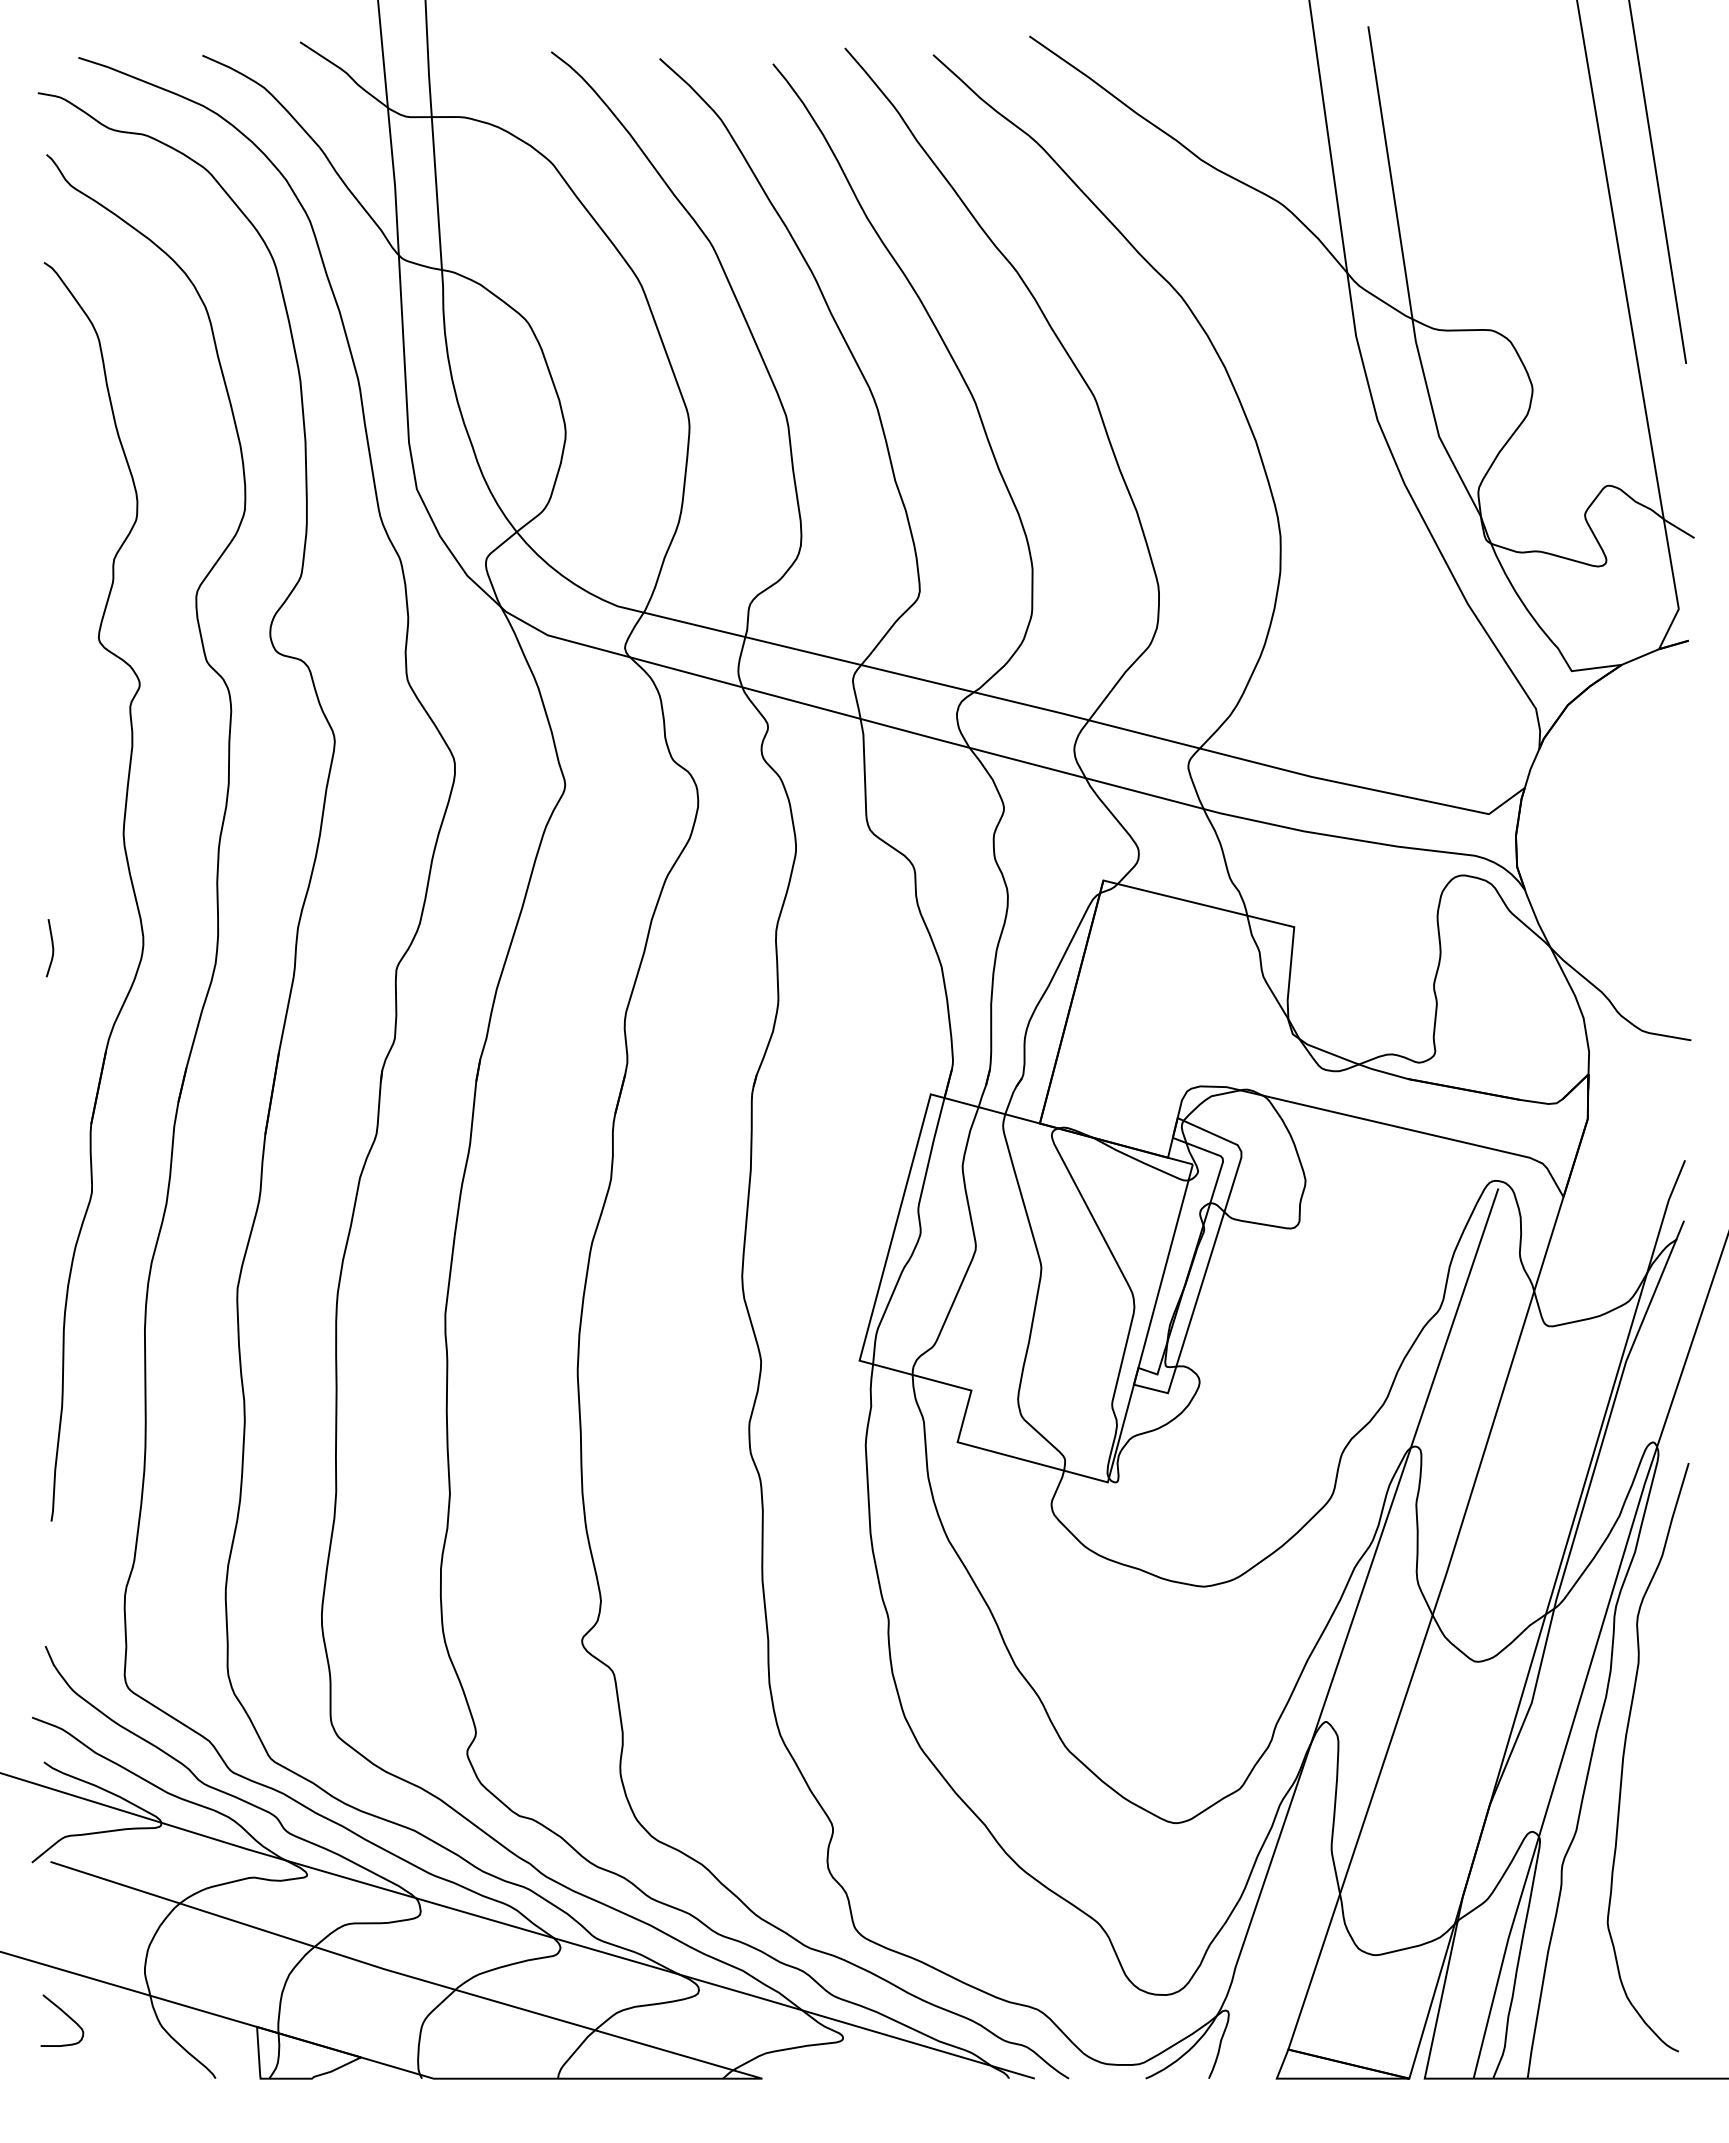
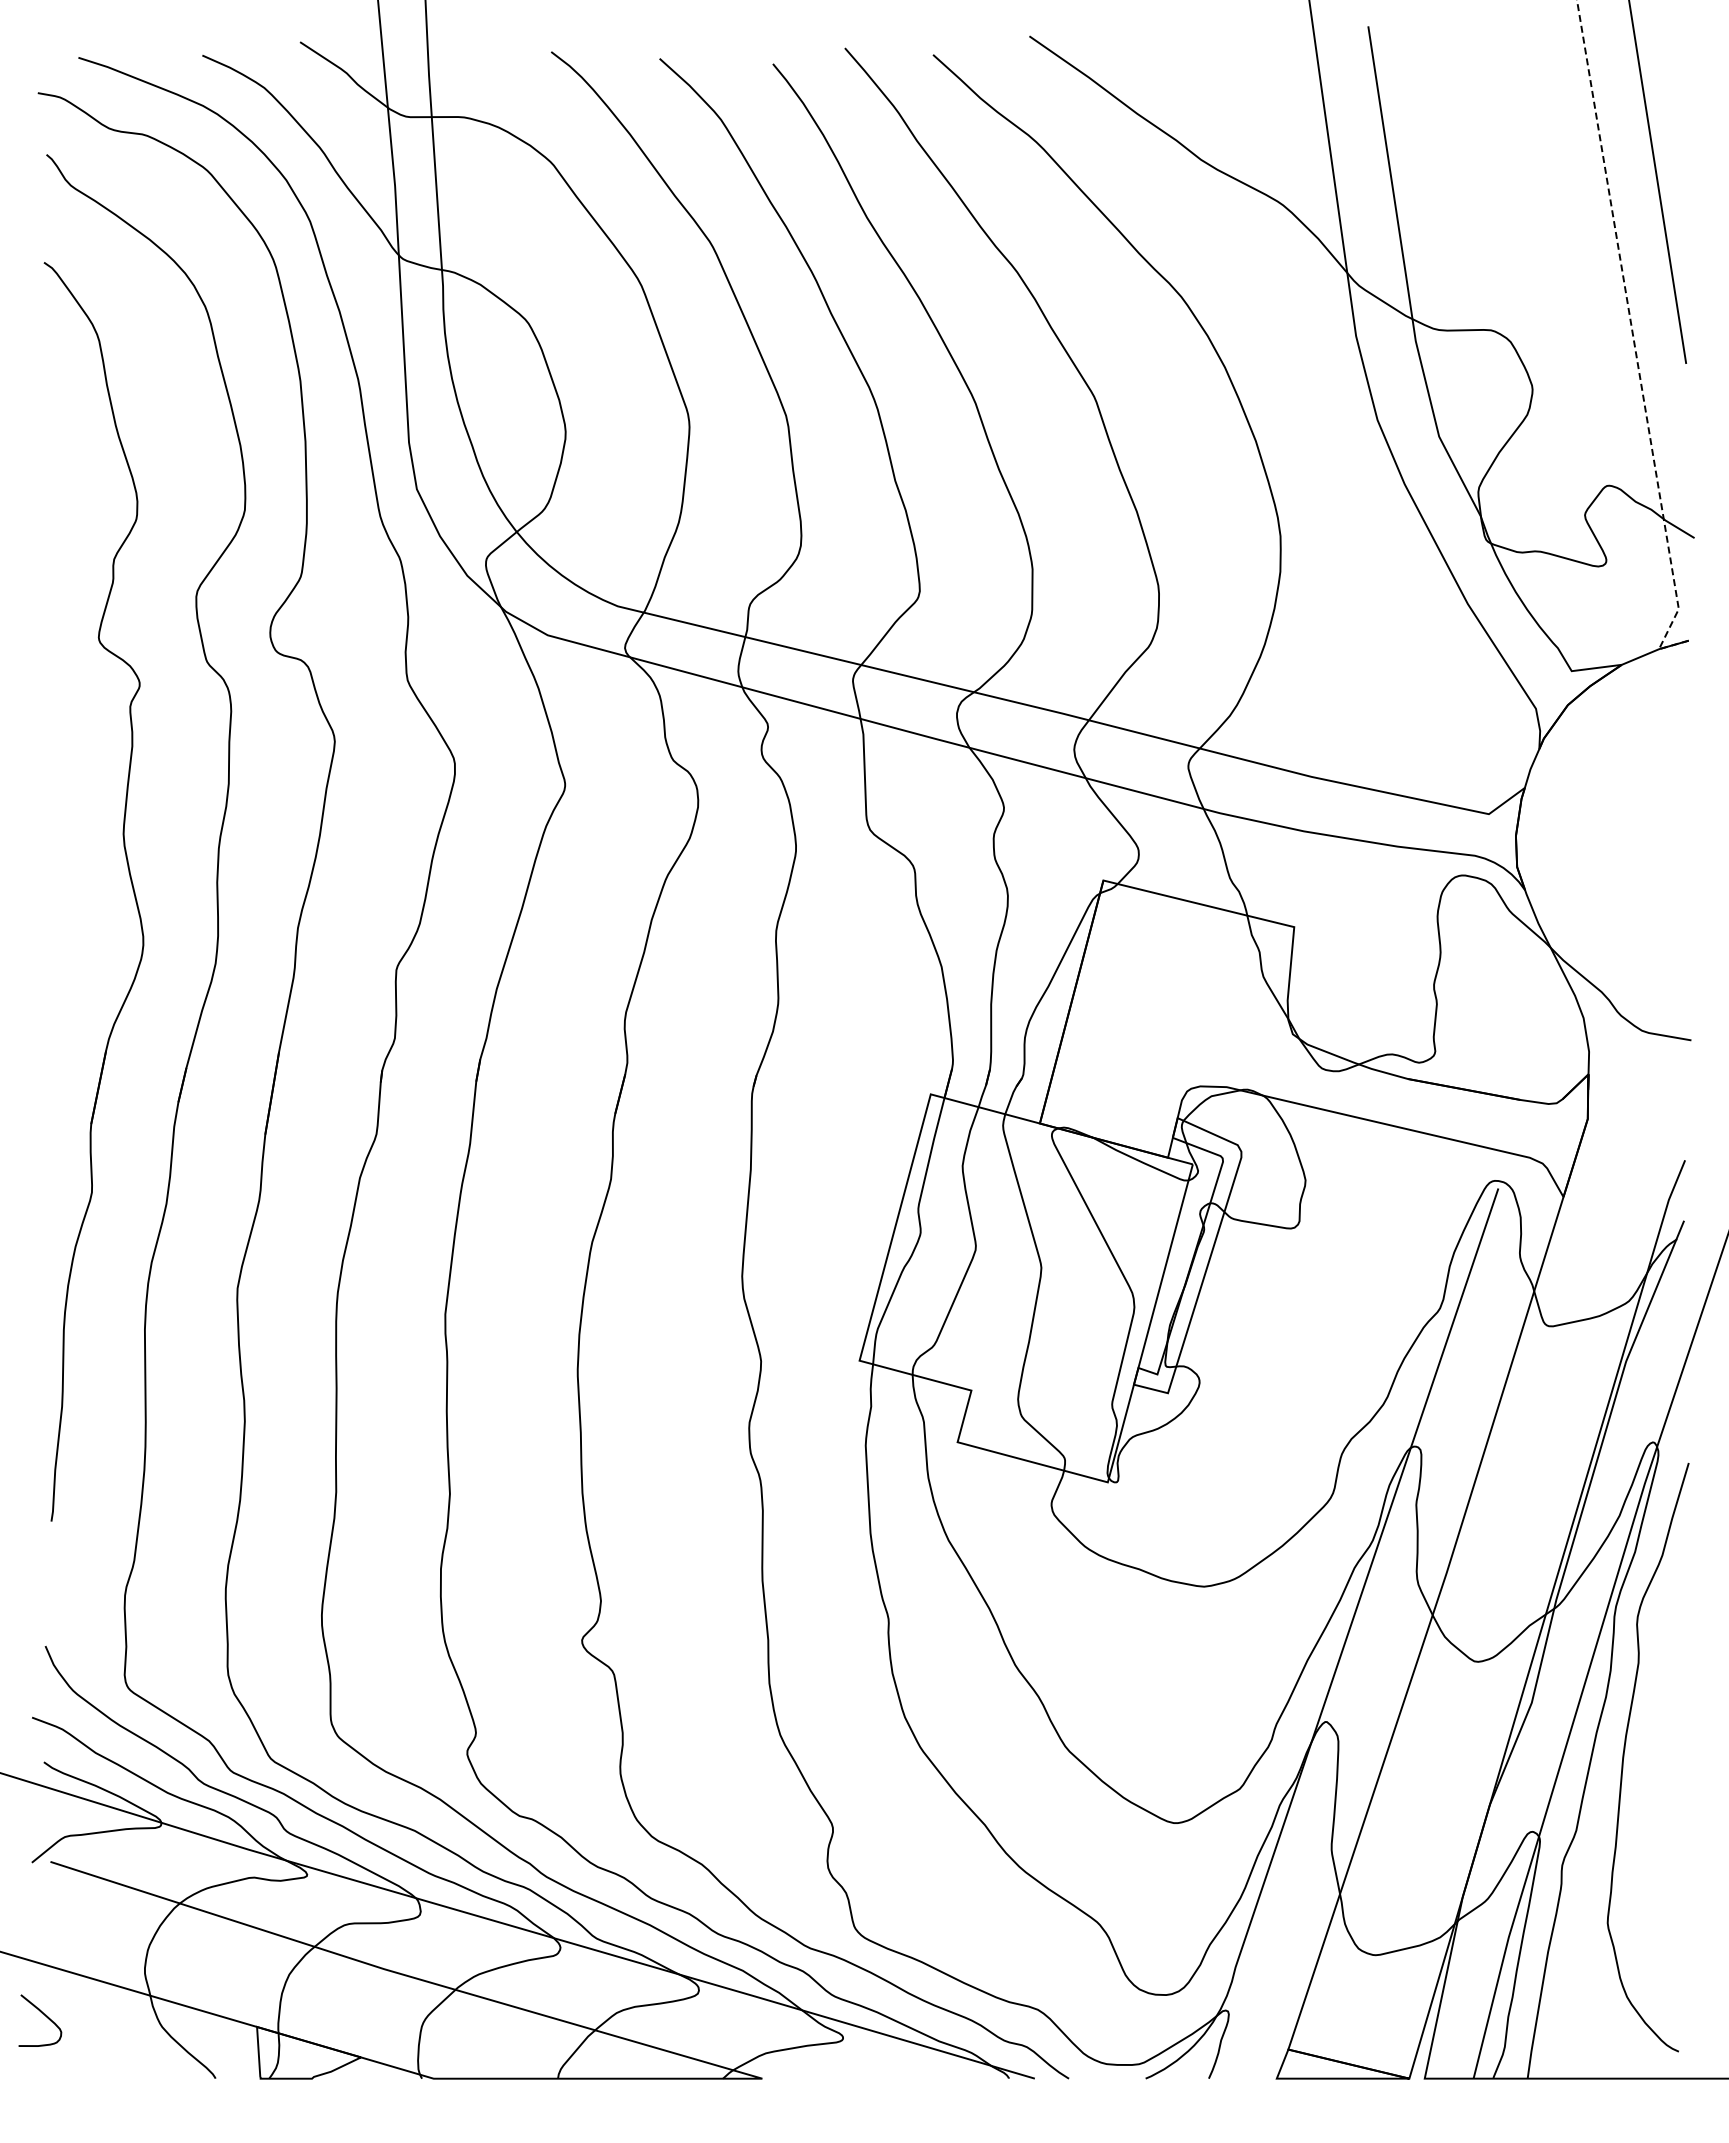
line: solid -> dashed (1634, 342)
curve: present -> none (52, 948)
curve position: (66, 2015) -> (44, 2015) (44, 2015)
